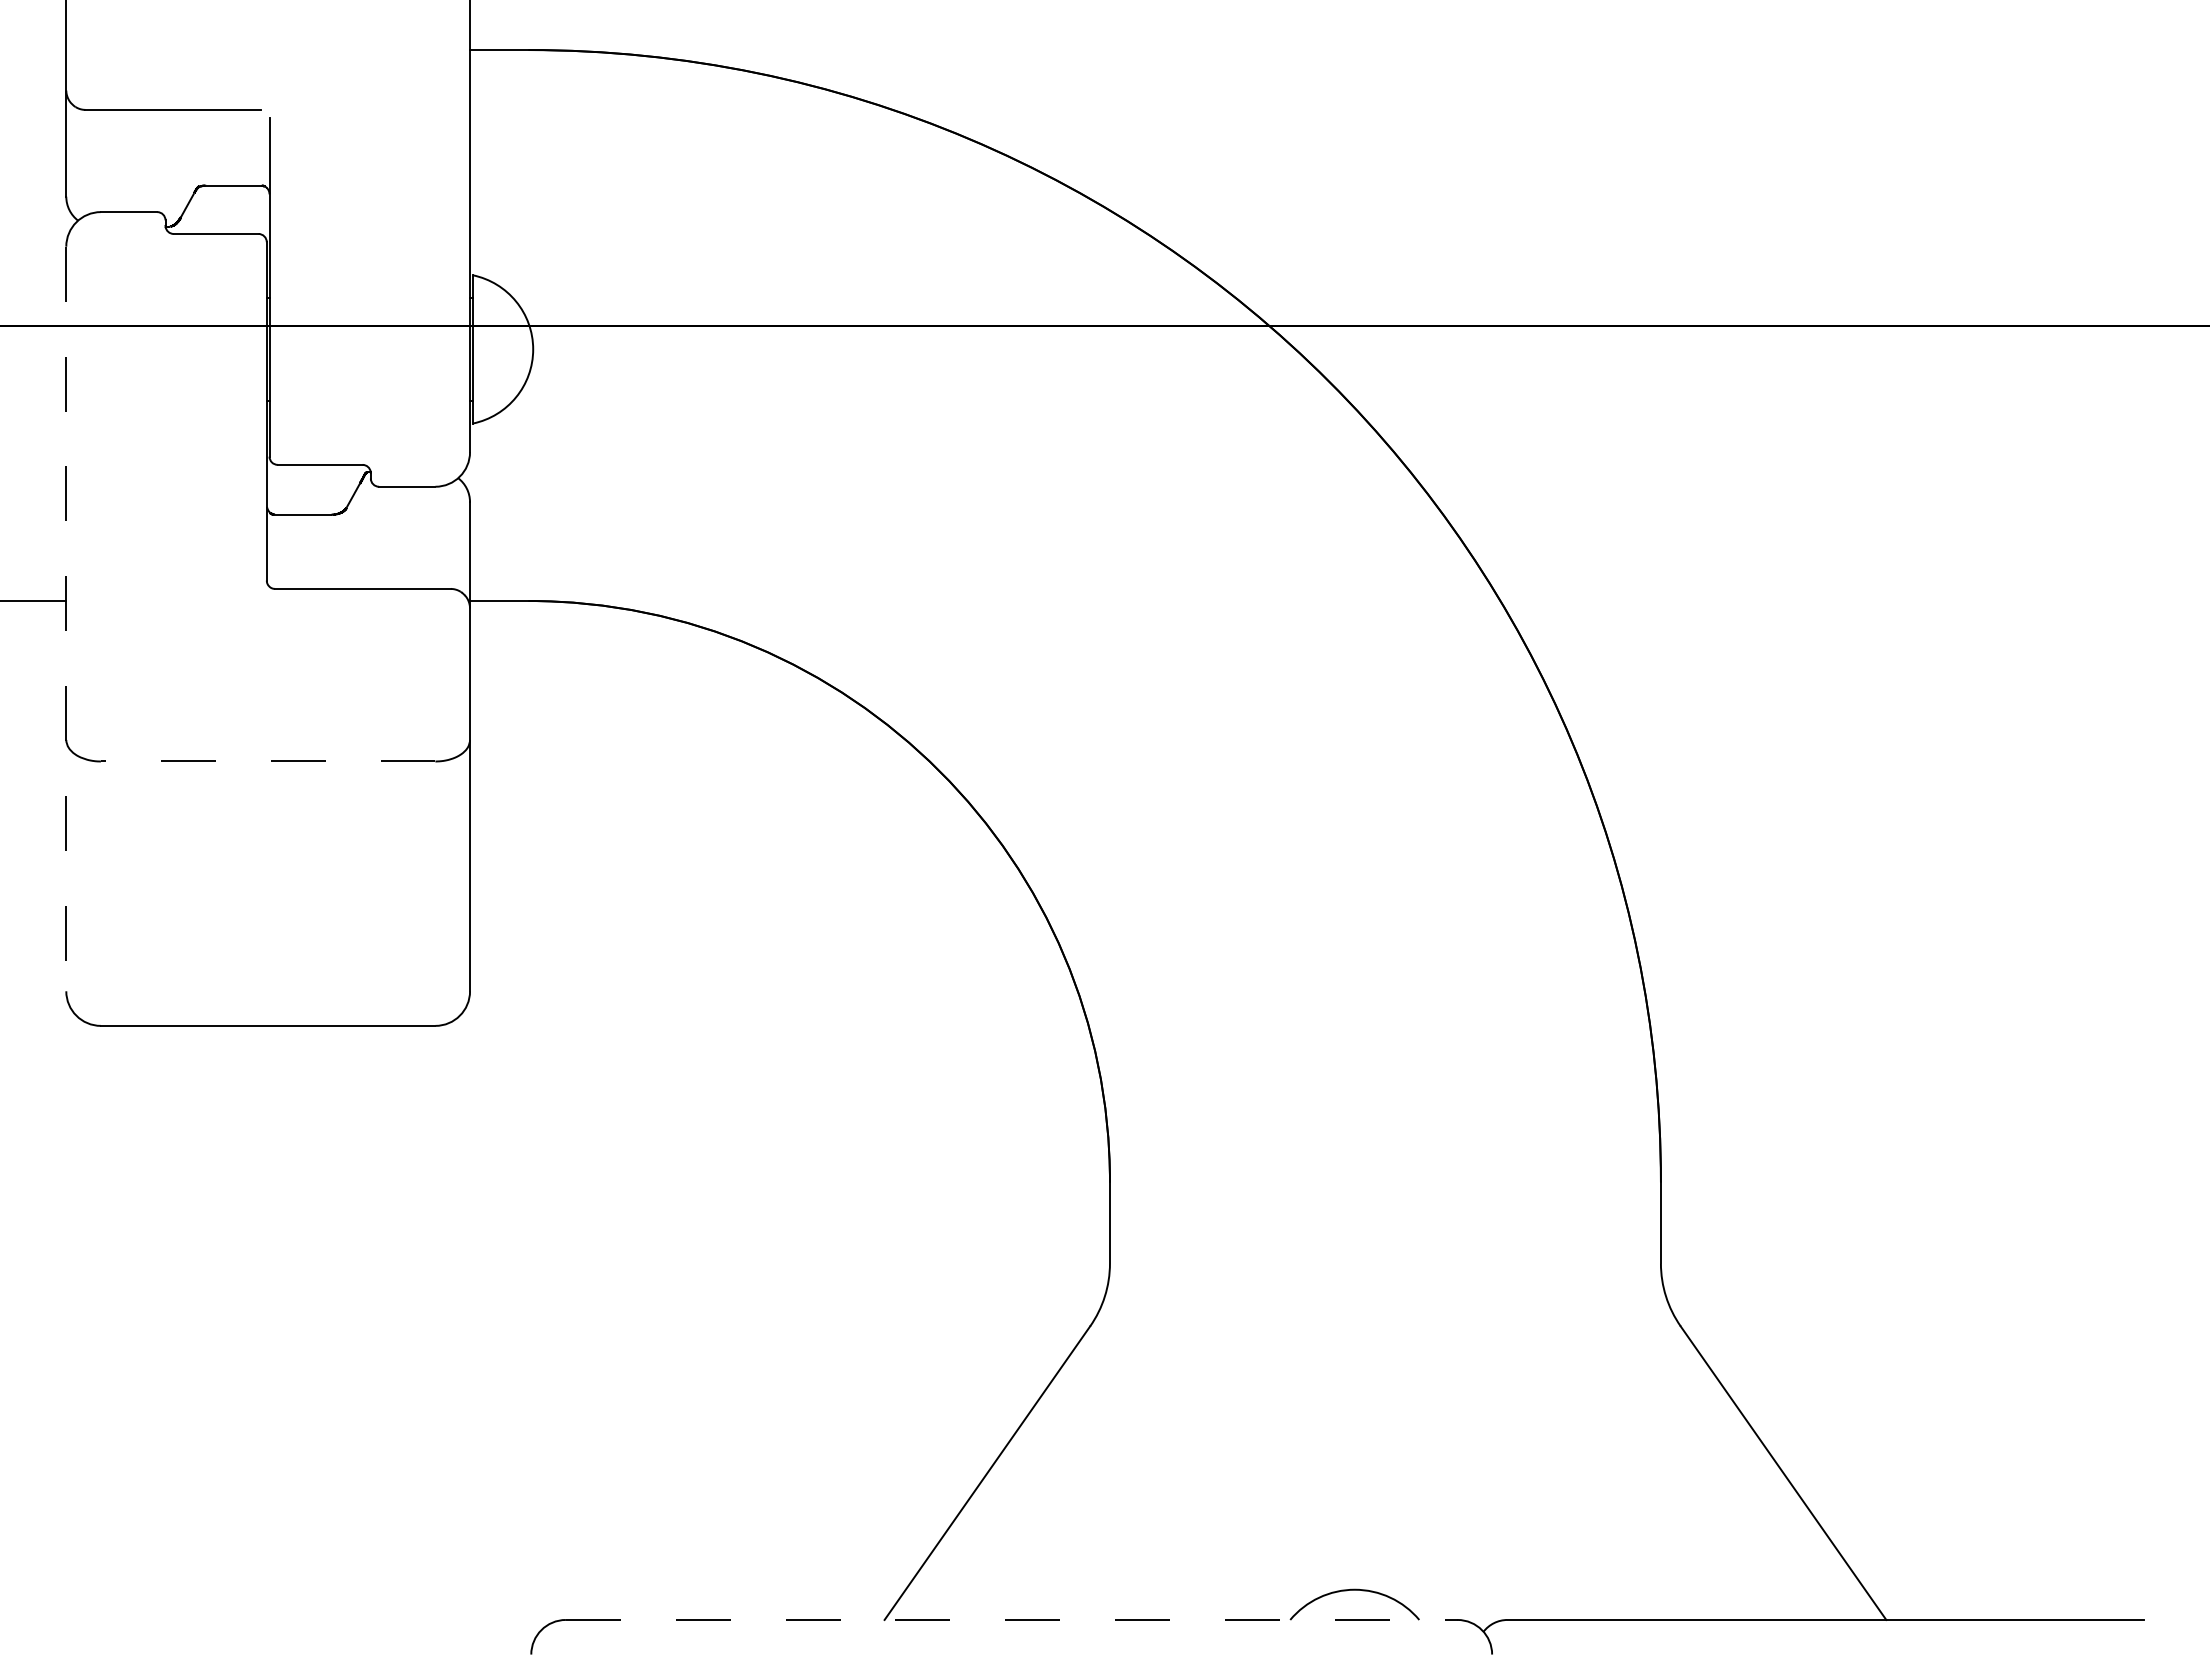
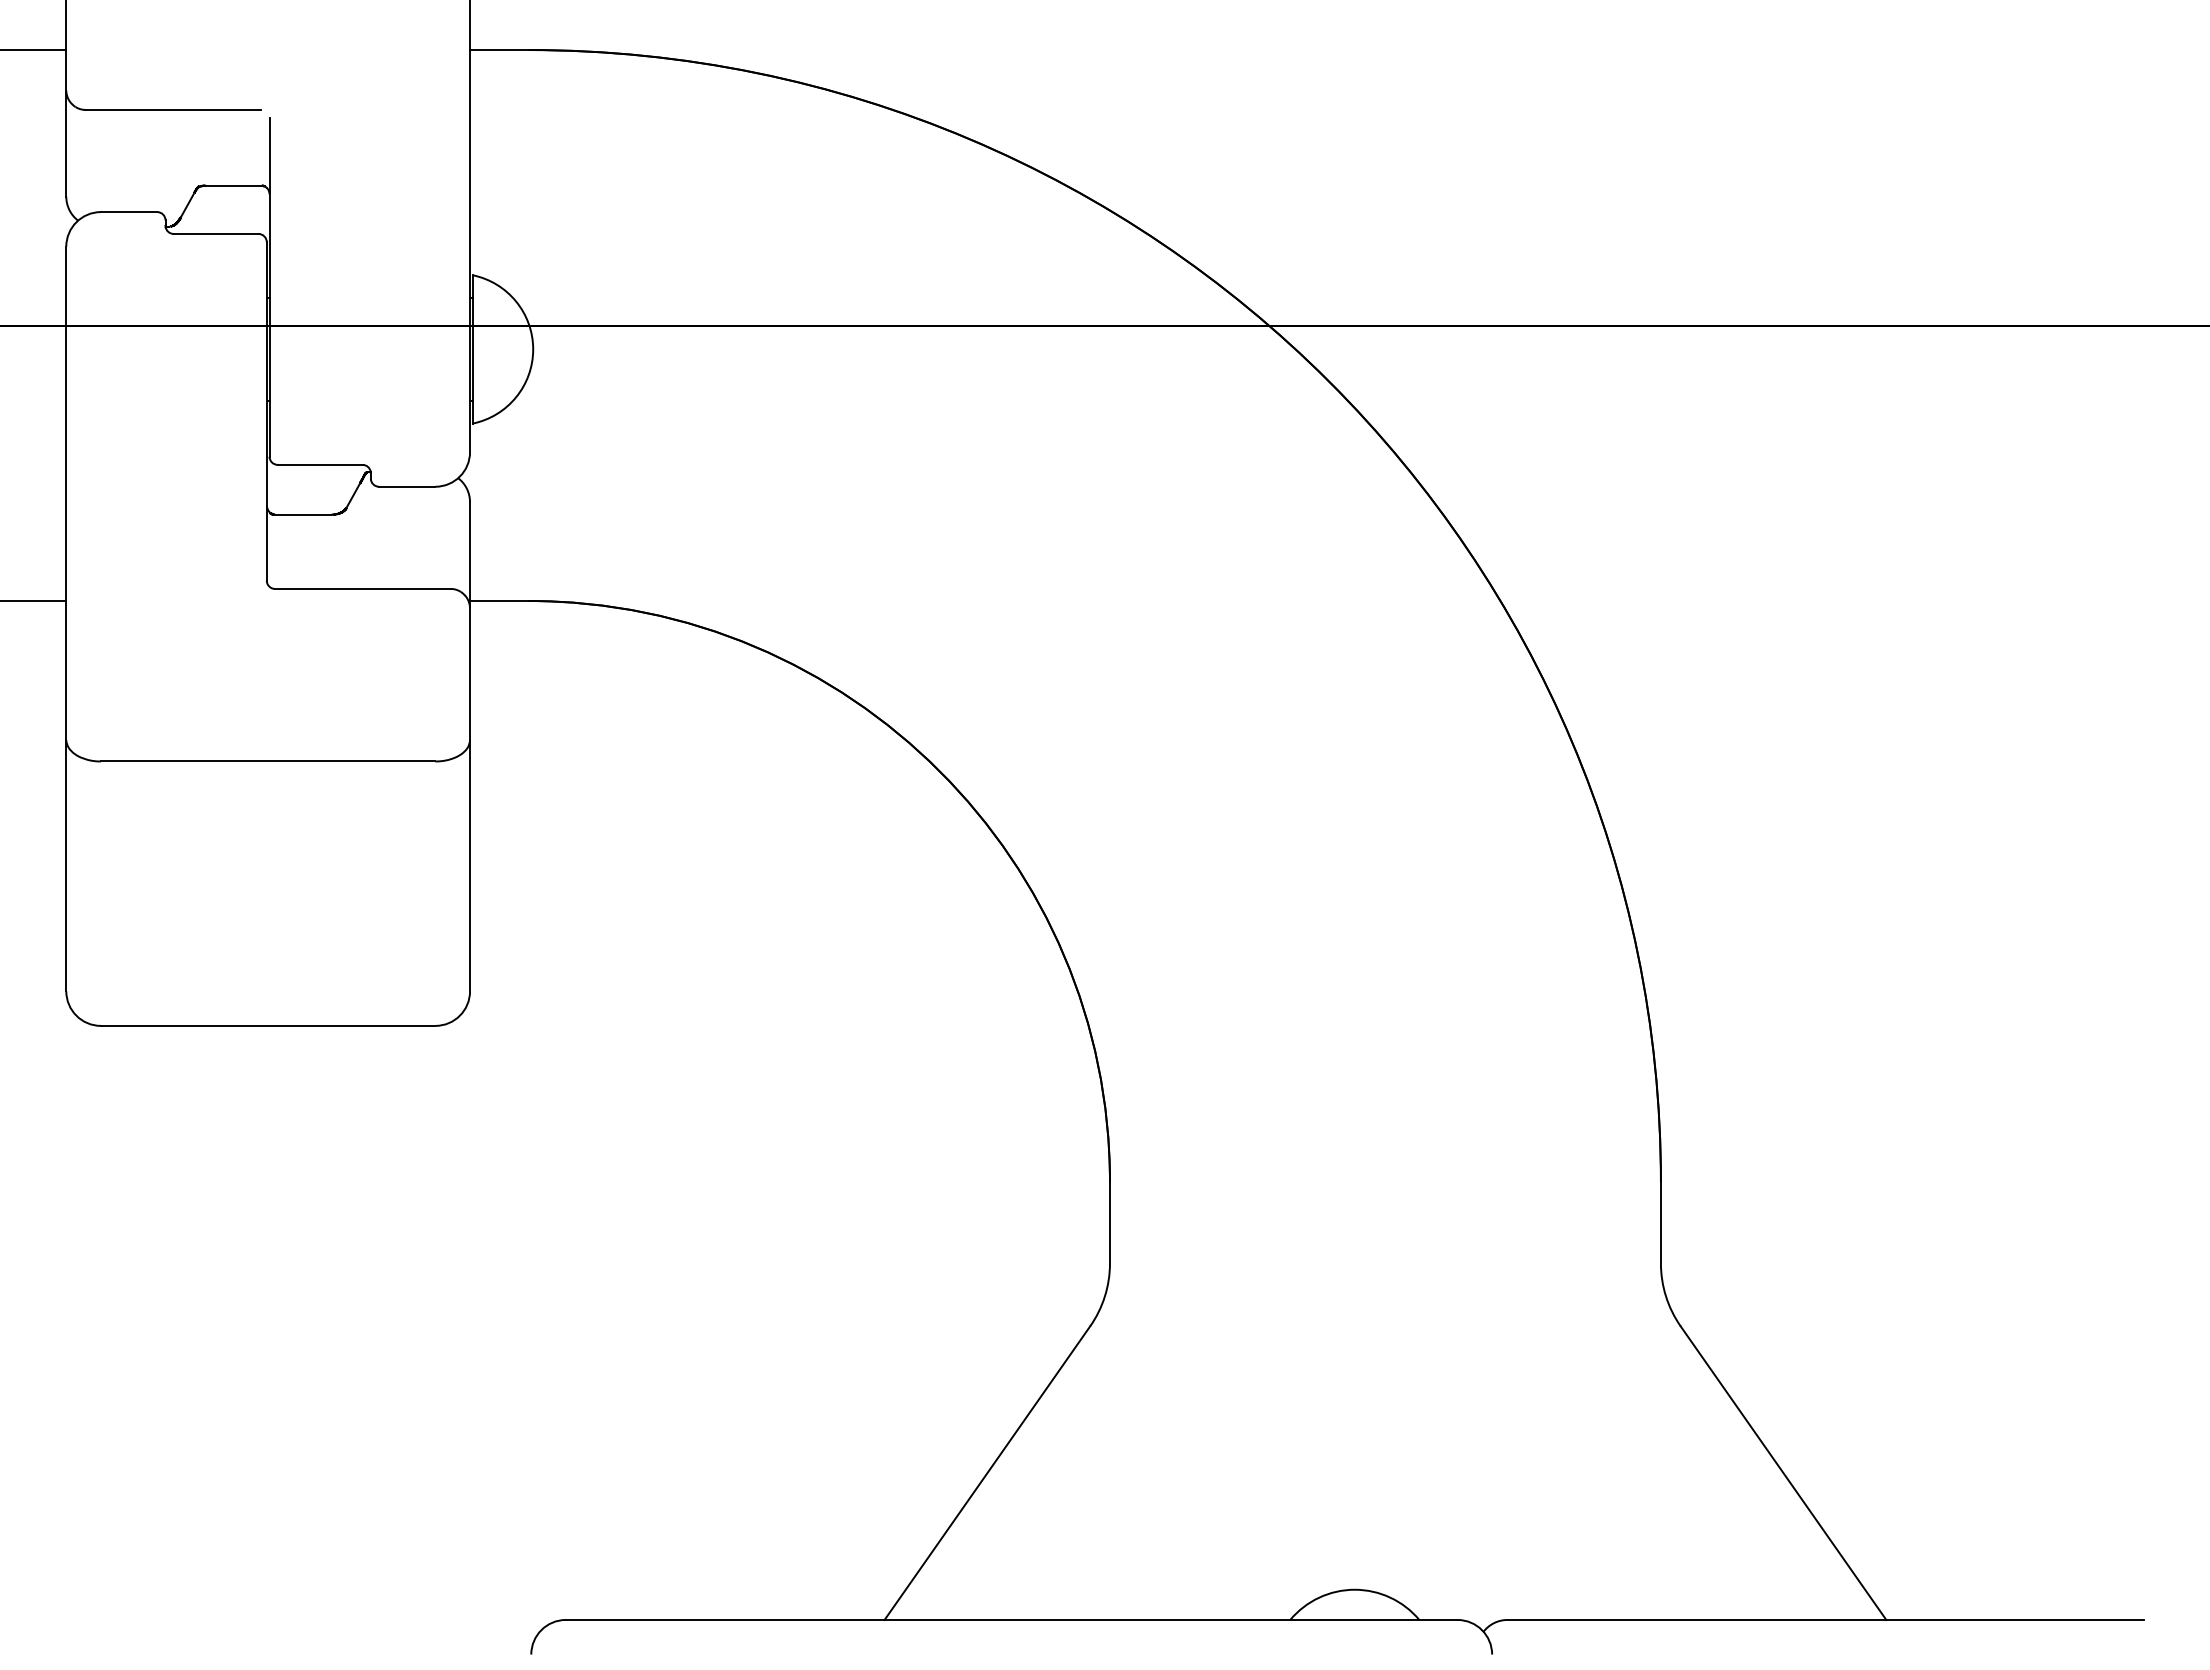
line: none -> present (34, 50)
line: dashed -> solid (66, 619)
line: dashed -> solid (267, 761)
line: dashed -> solid (1011, 1619)
